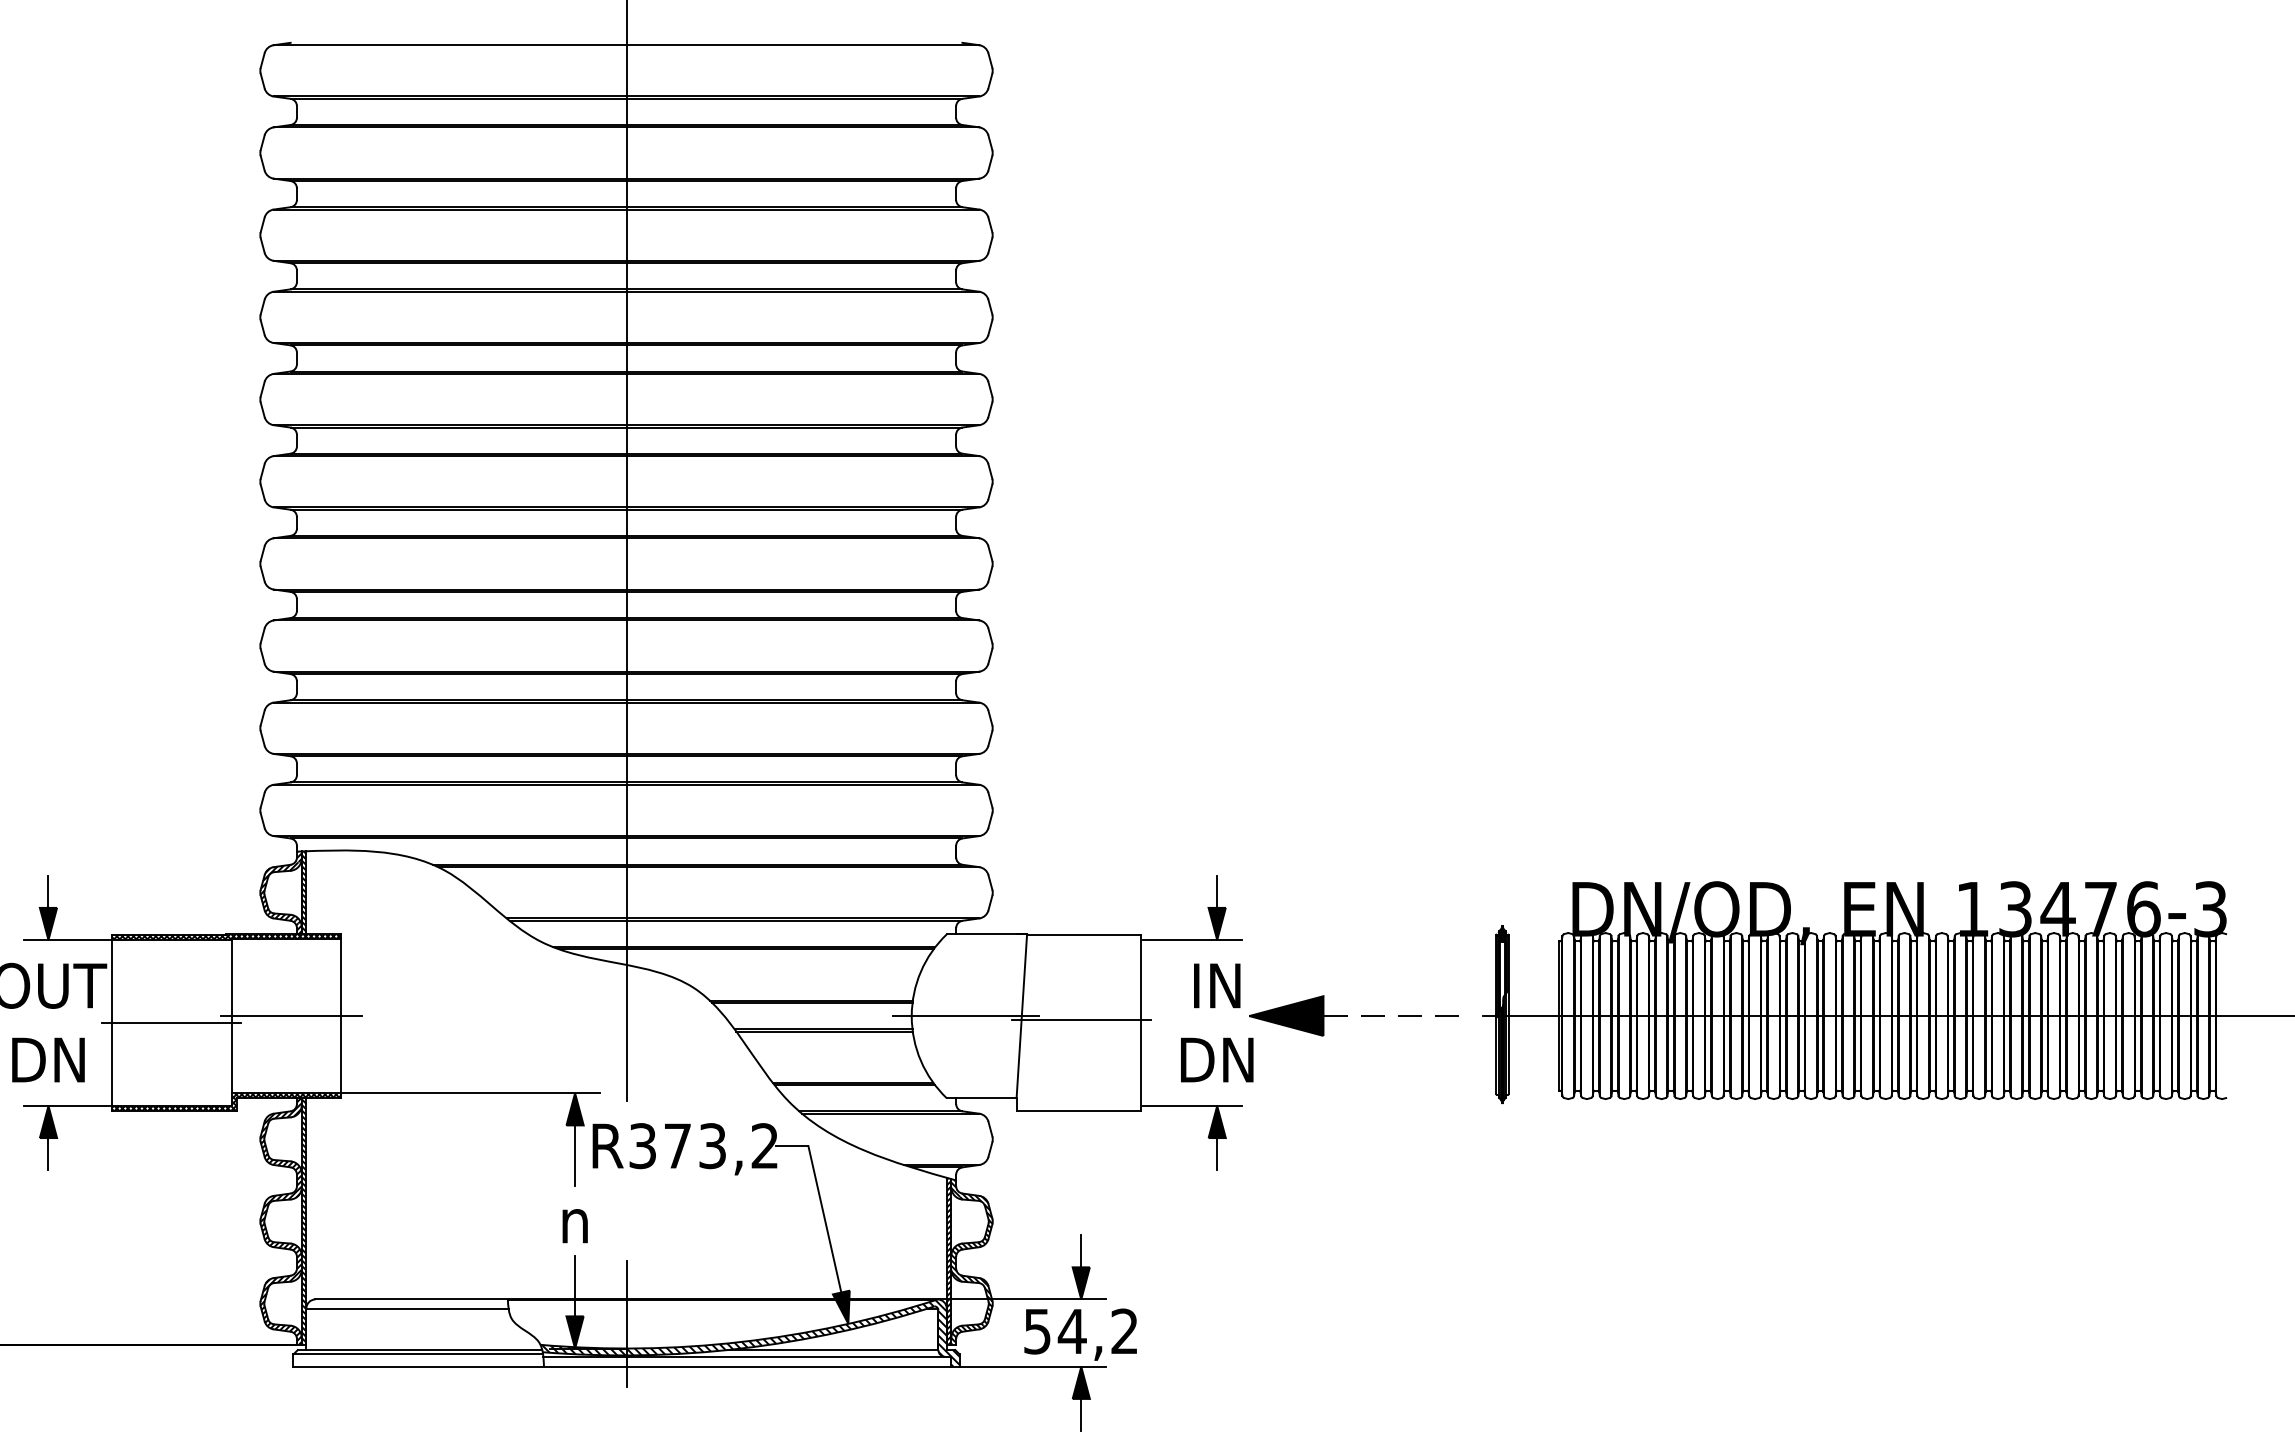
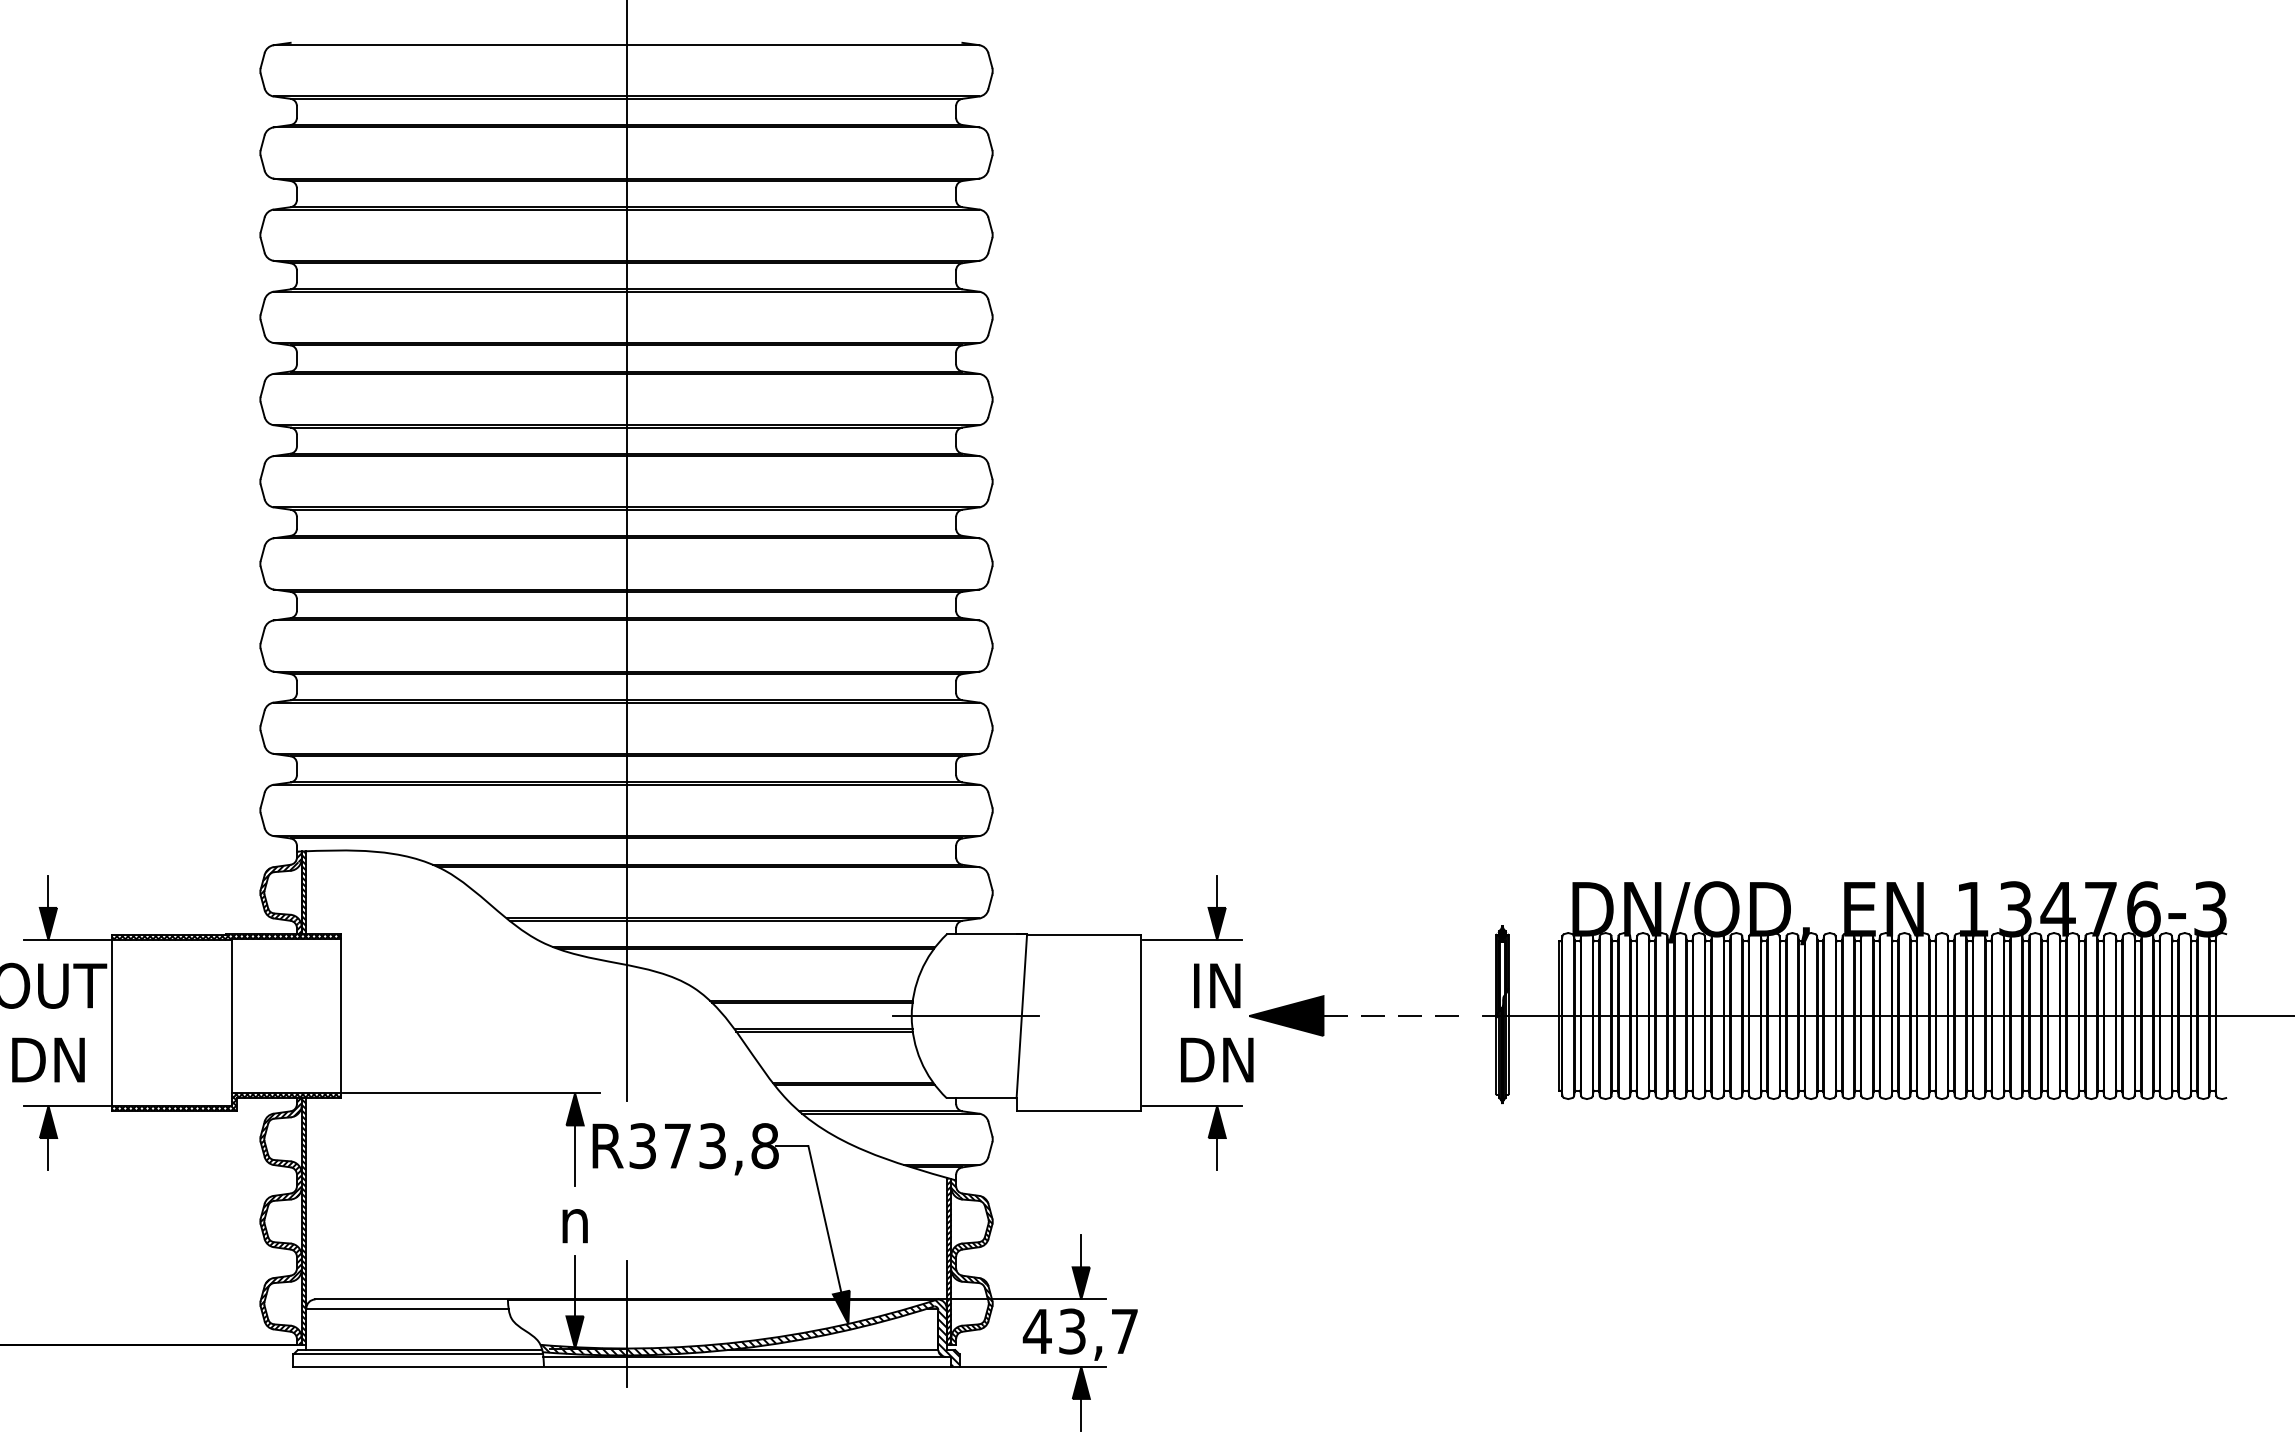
line: present -> none (291, 1016)
line: present -> none (1081, 1020)
line: present -> none (171, 1022)
text: R373,2 -> R373,8 (764, 1146)
text: 54,2 -> 43,7 (1079, 1331)
